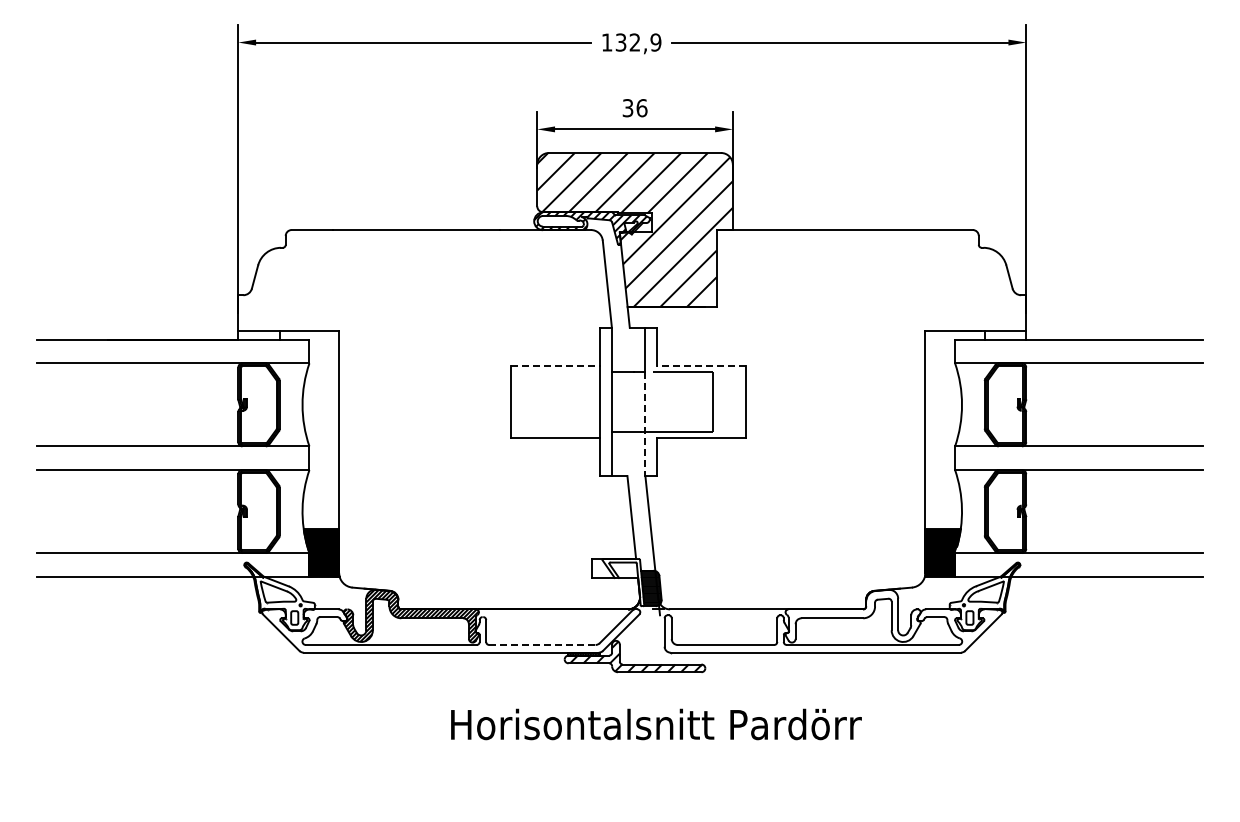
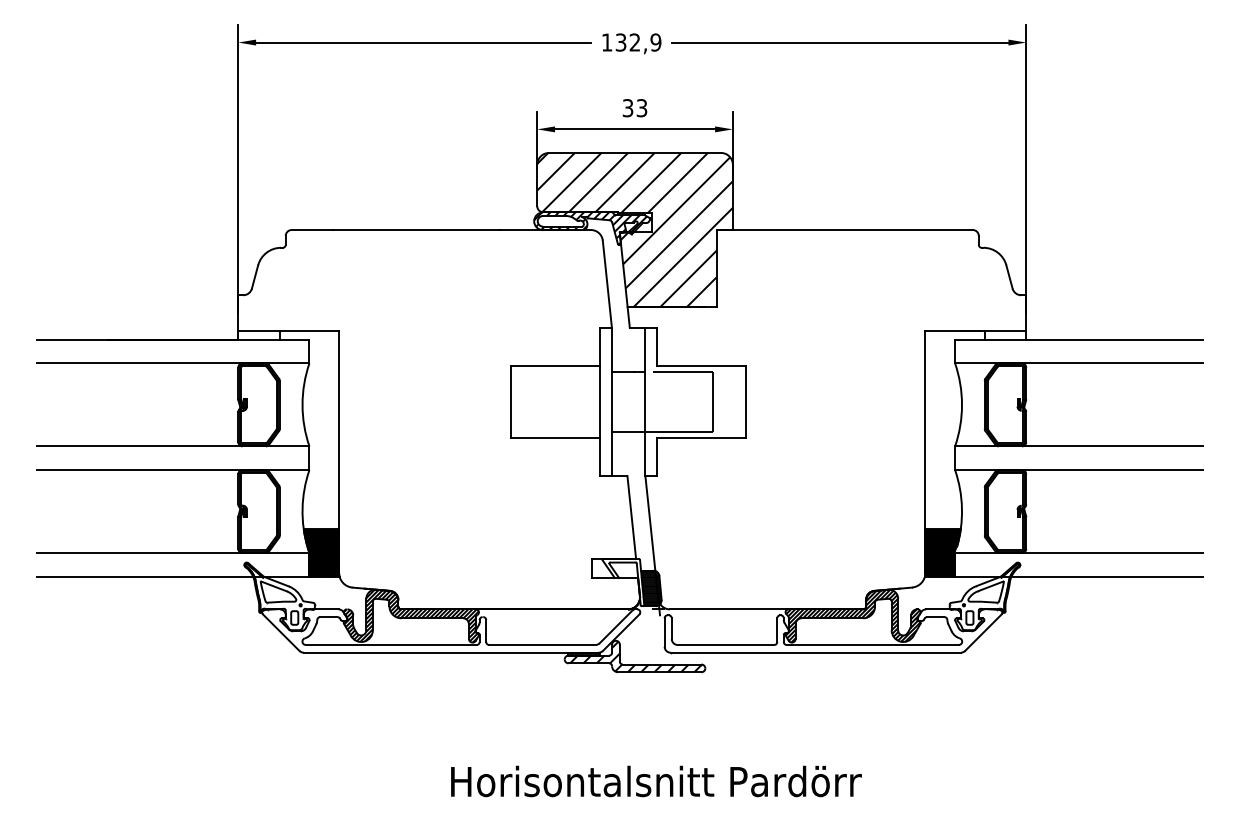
text: 36 -> 33 (641, 108)
line: dashed -> solid (555, 366)
line: dashed -> solid (701, 366)
line: dashed -> solid (645, 424)
hatch: none -> present (852, 615)
line: dashed -> solid (542, 644)
text position: (656, 724) -> (656, 781) (656, 781)
